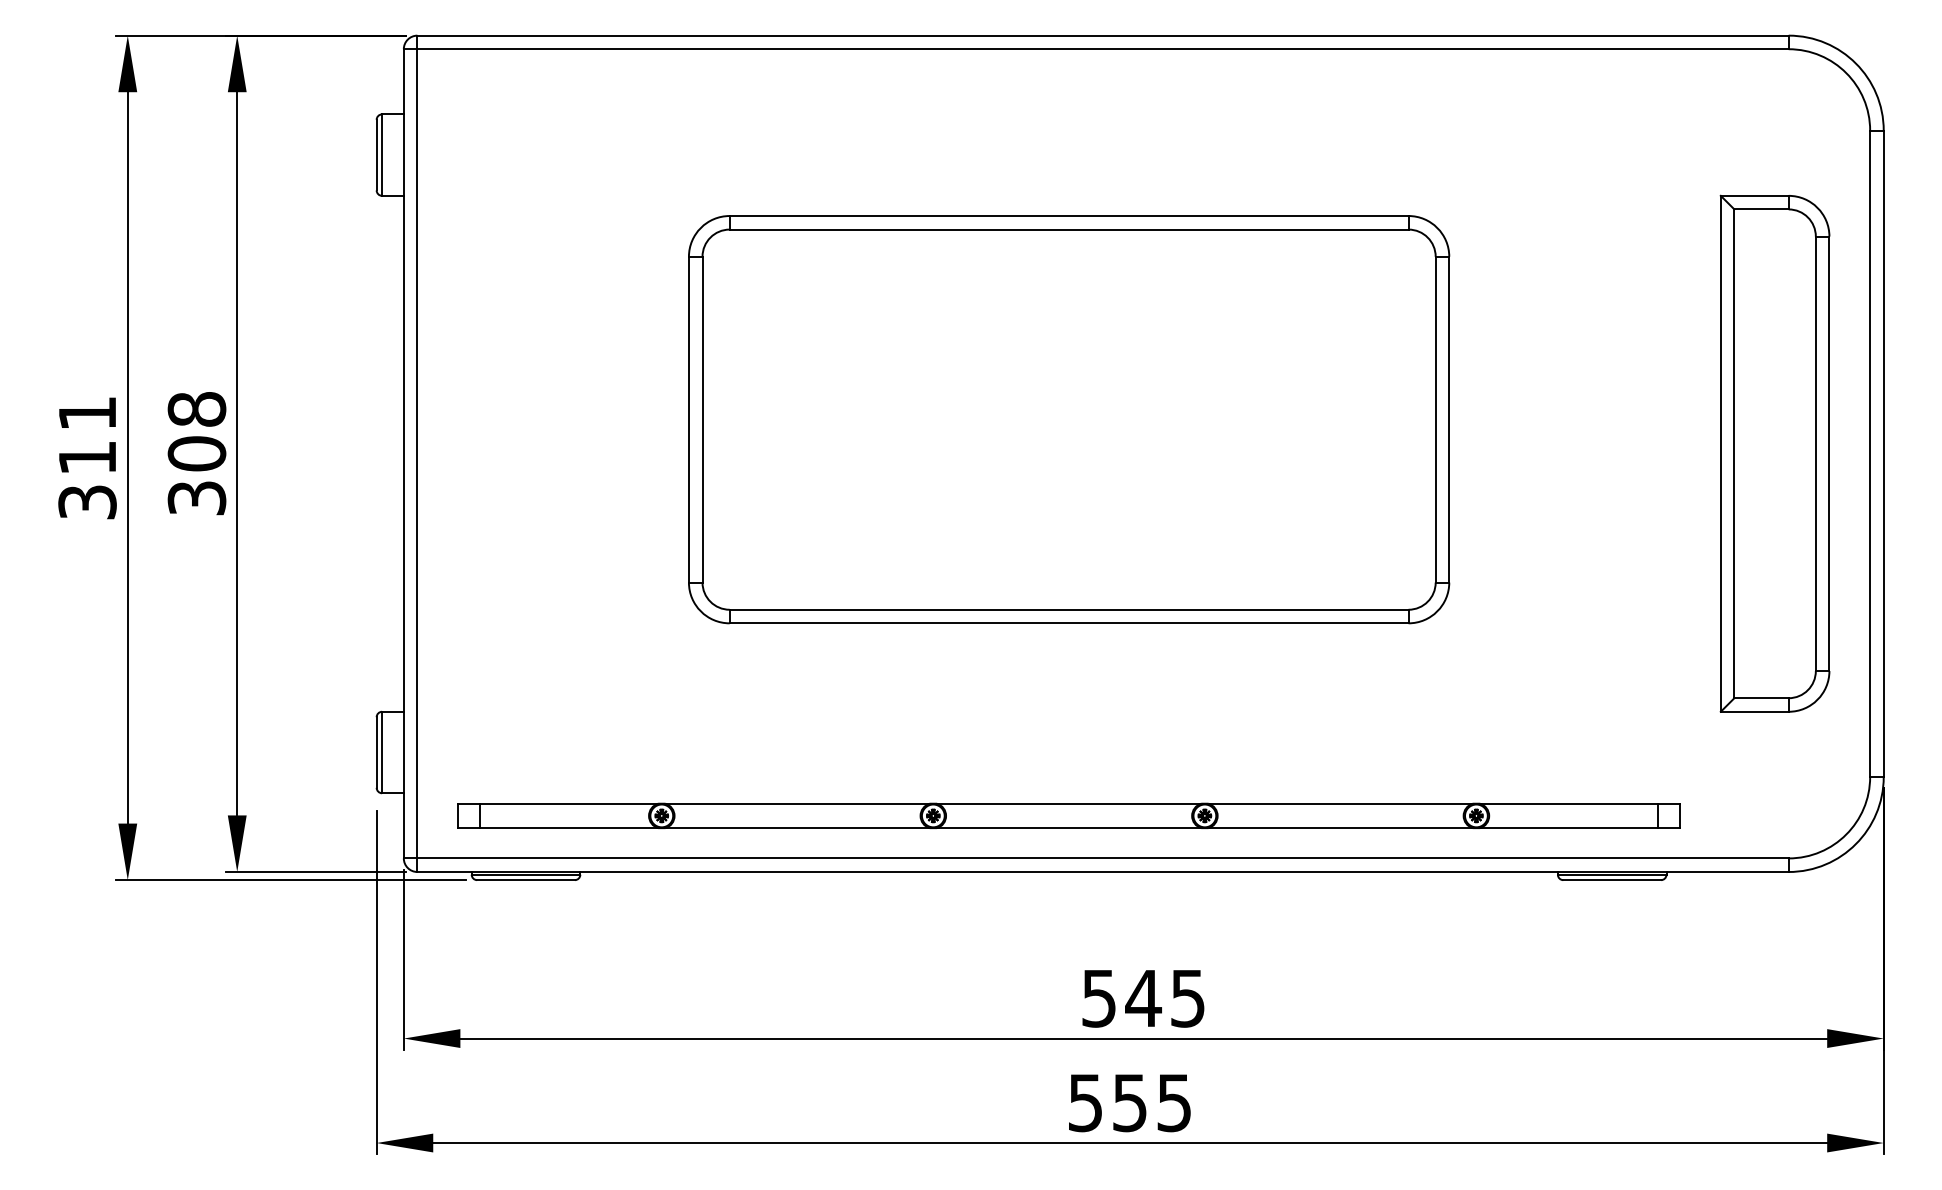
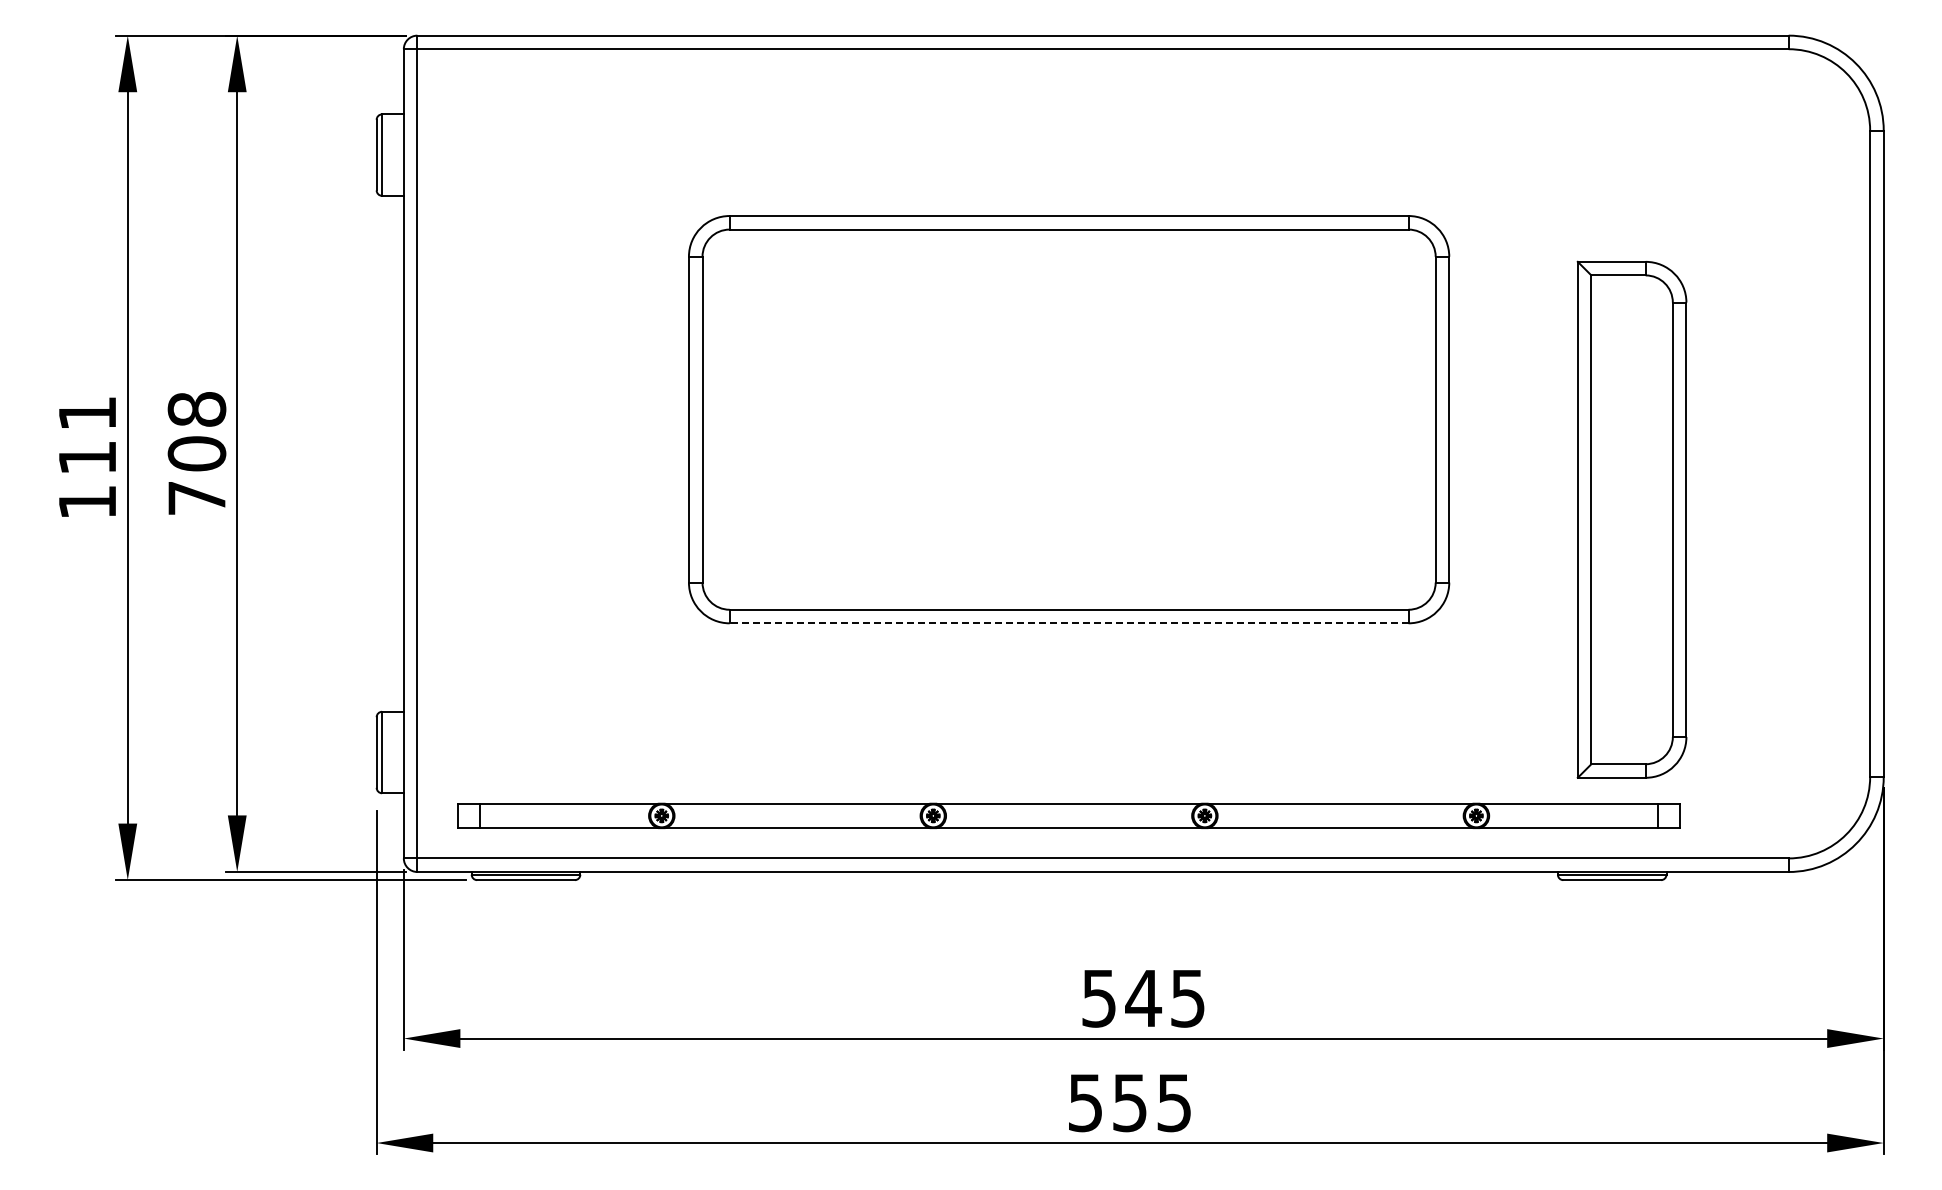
part position: (1774, 453) -> (1631, 519) (1631, 519)
text: 308 -> 708 (196, 498)
text: 311 -> 111 (87, 502)
line: solid -> dashed (1068, 623)
